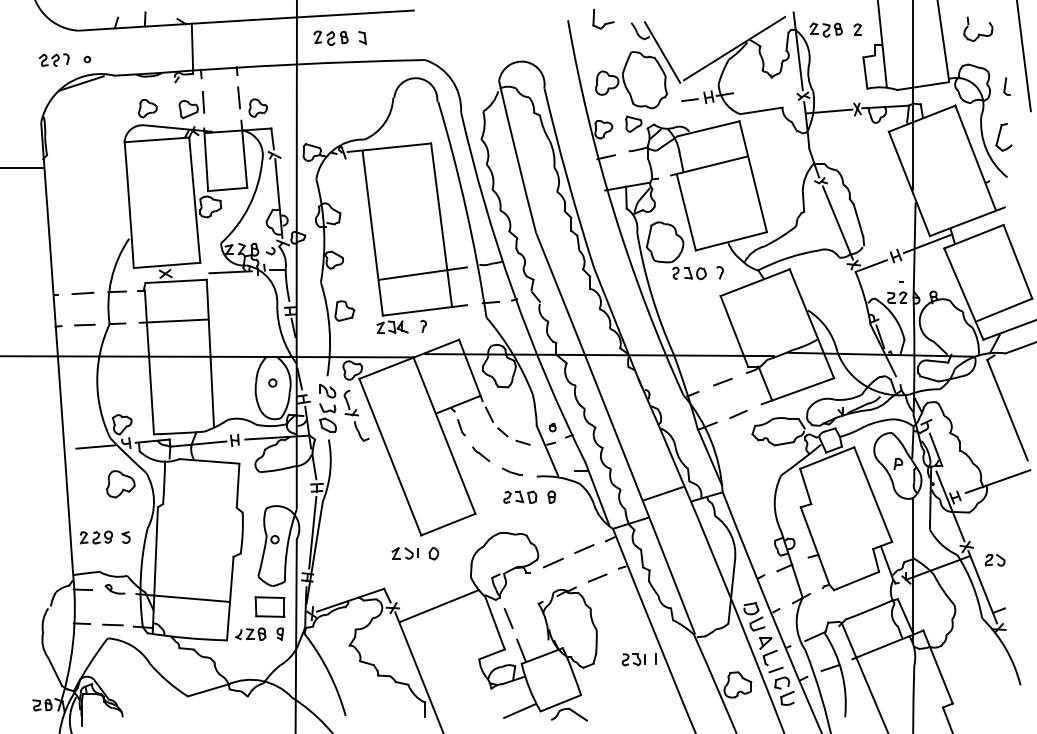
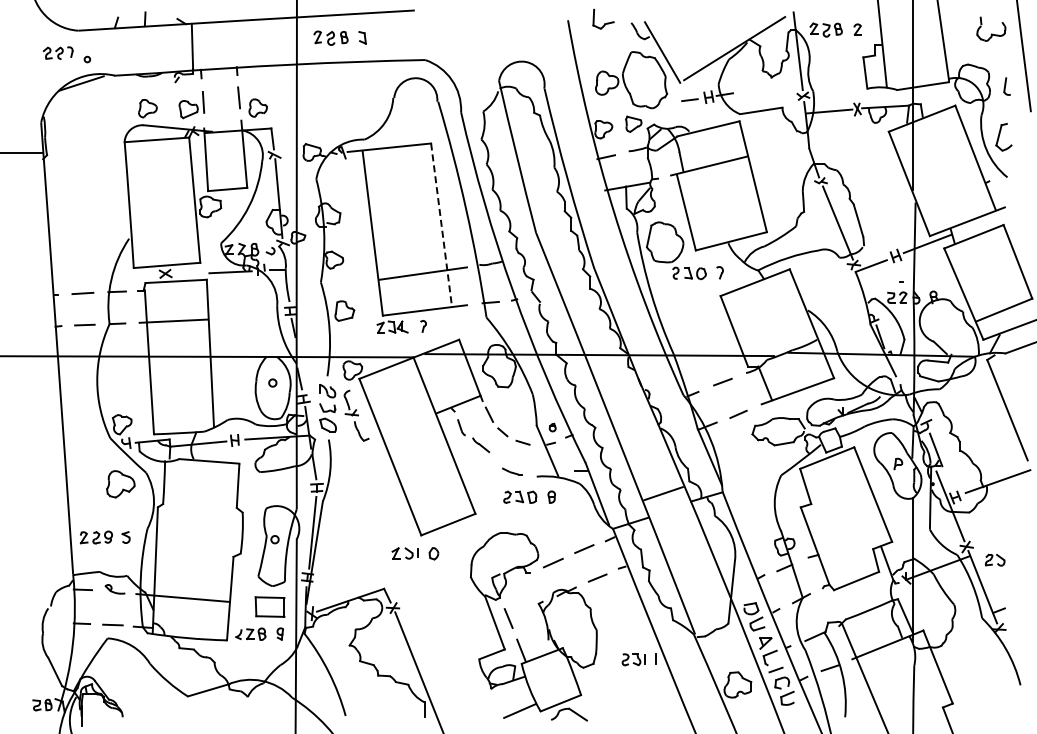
part position: (978, 28) -> (991, 28) (991, 28)
part position: (54, 59) -> (58, 52) (58, 52)
line position: (22, 168) -> (22, 153) (22, 153)
line: solid -> dashed (441, 225)
line: present -> none (95, 446)
line position: (481, 454) -> (481, 445) (481, 445)
line: present -> none (438, 606)
